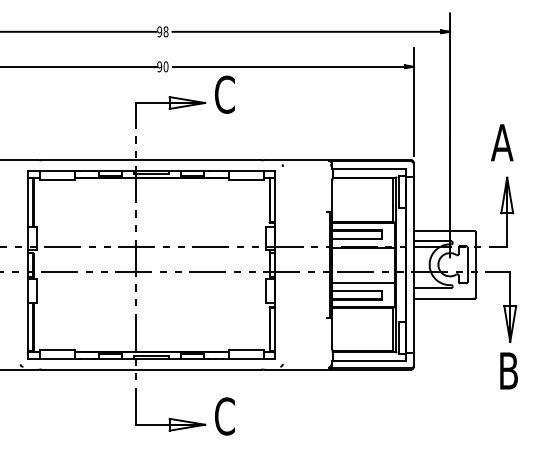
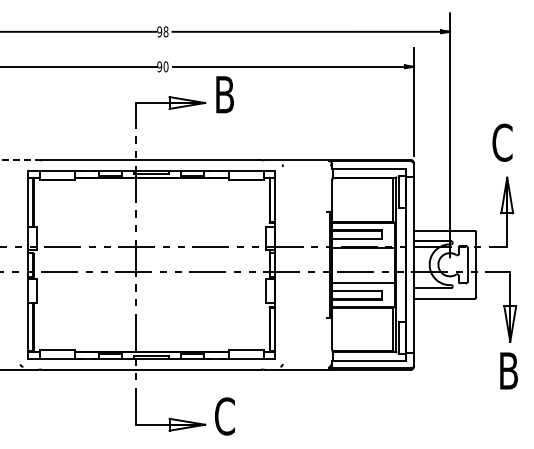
text: C -> B (224, 94)
text: A -> C (502, 142)
line: solid -> dashed (19, 160)
